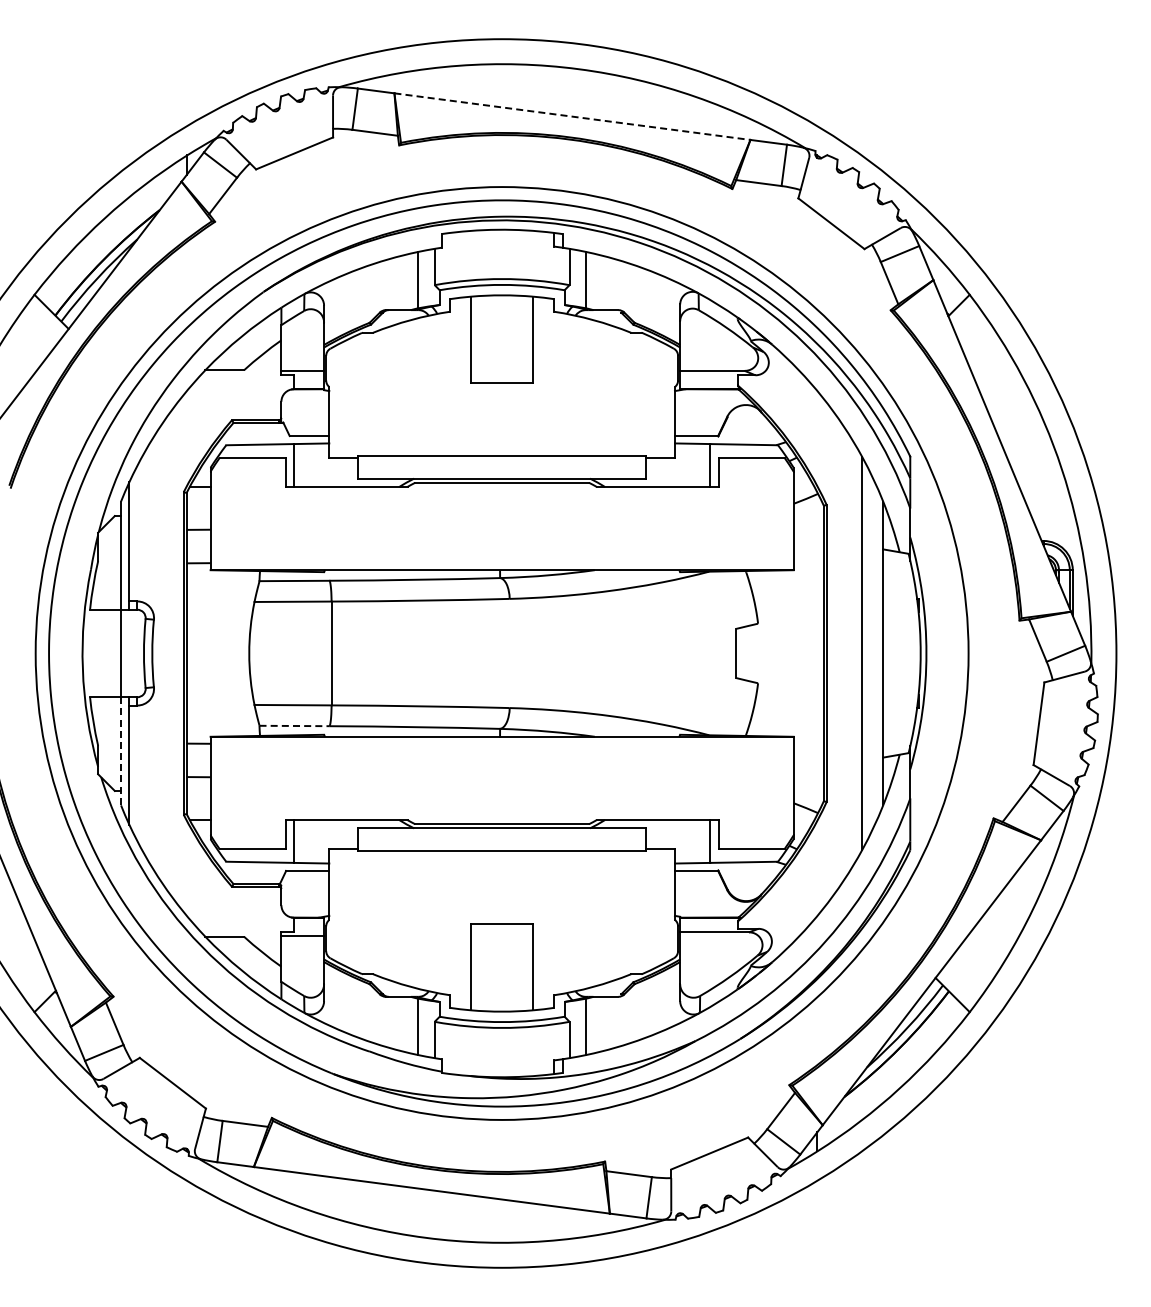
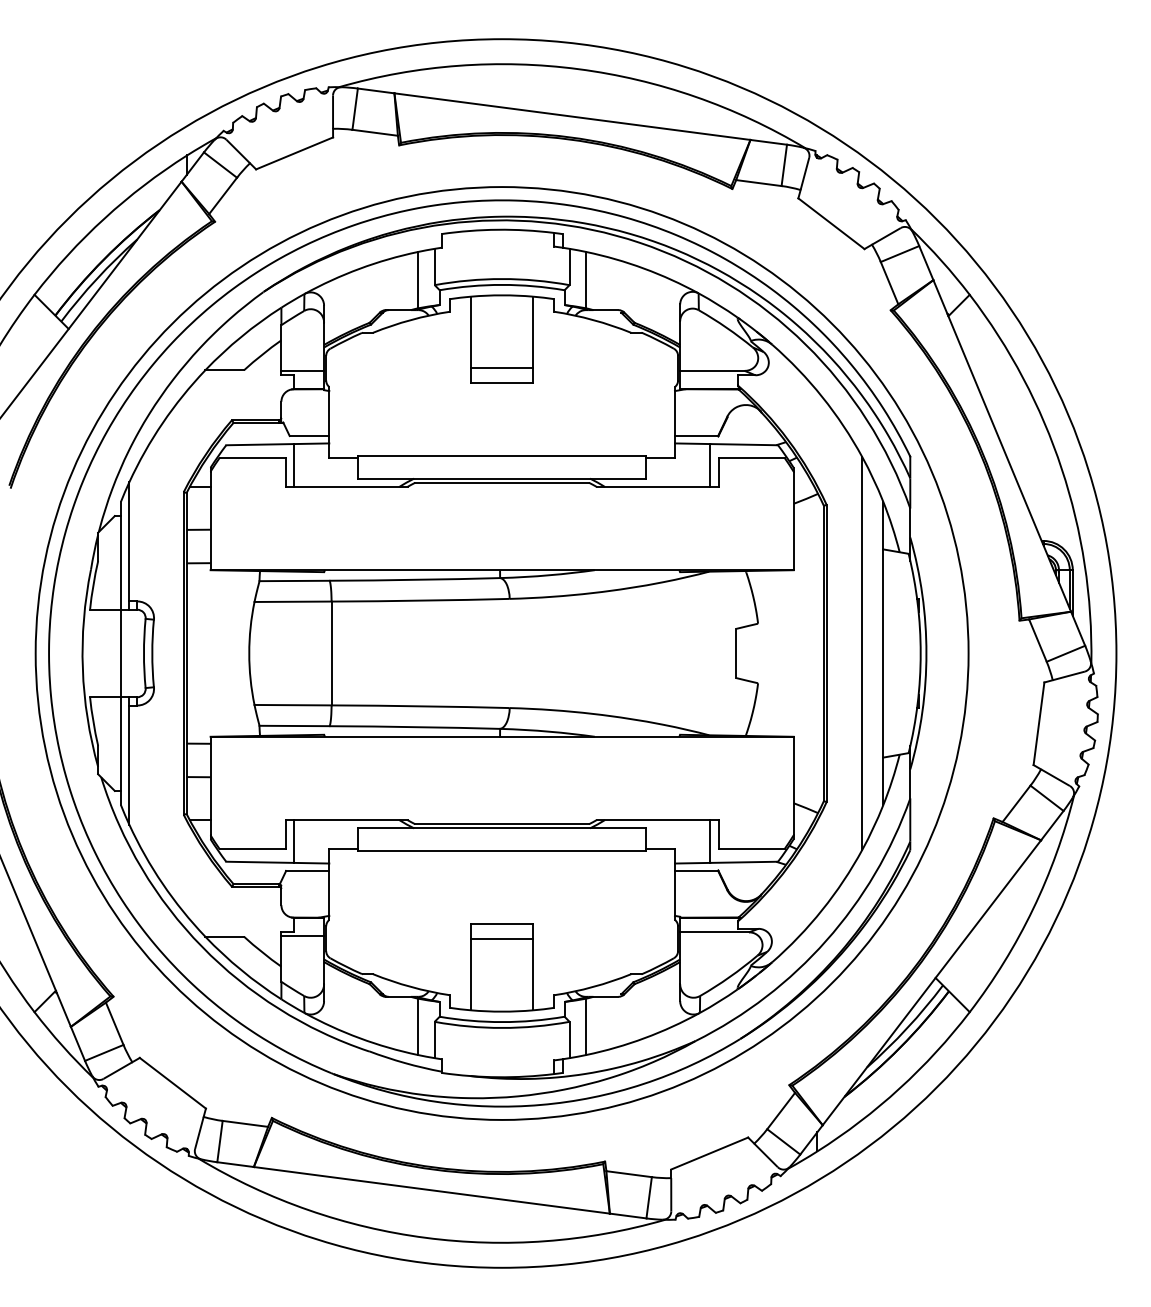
line: dashed -> solid (572, 116)
line: none -> present (501, 368)
line: dashed -> solid (294, 725)
line: dashed -> solid (121, 751)
line: none -> present (501, 938)
